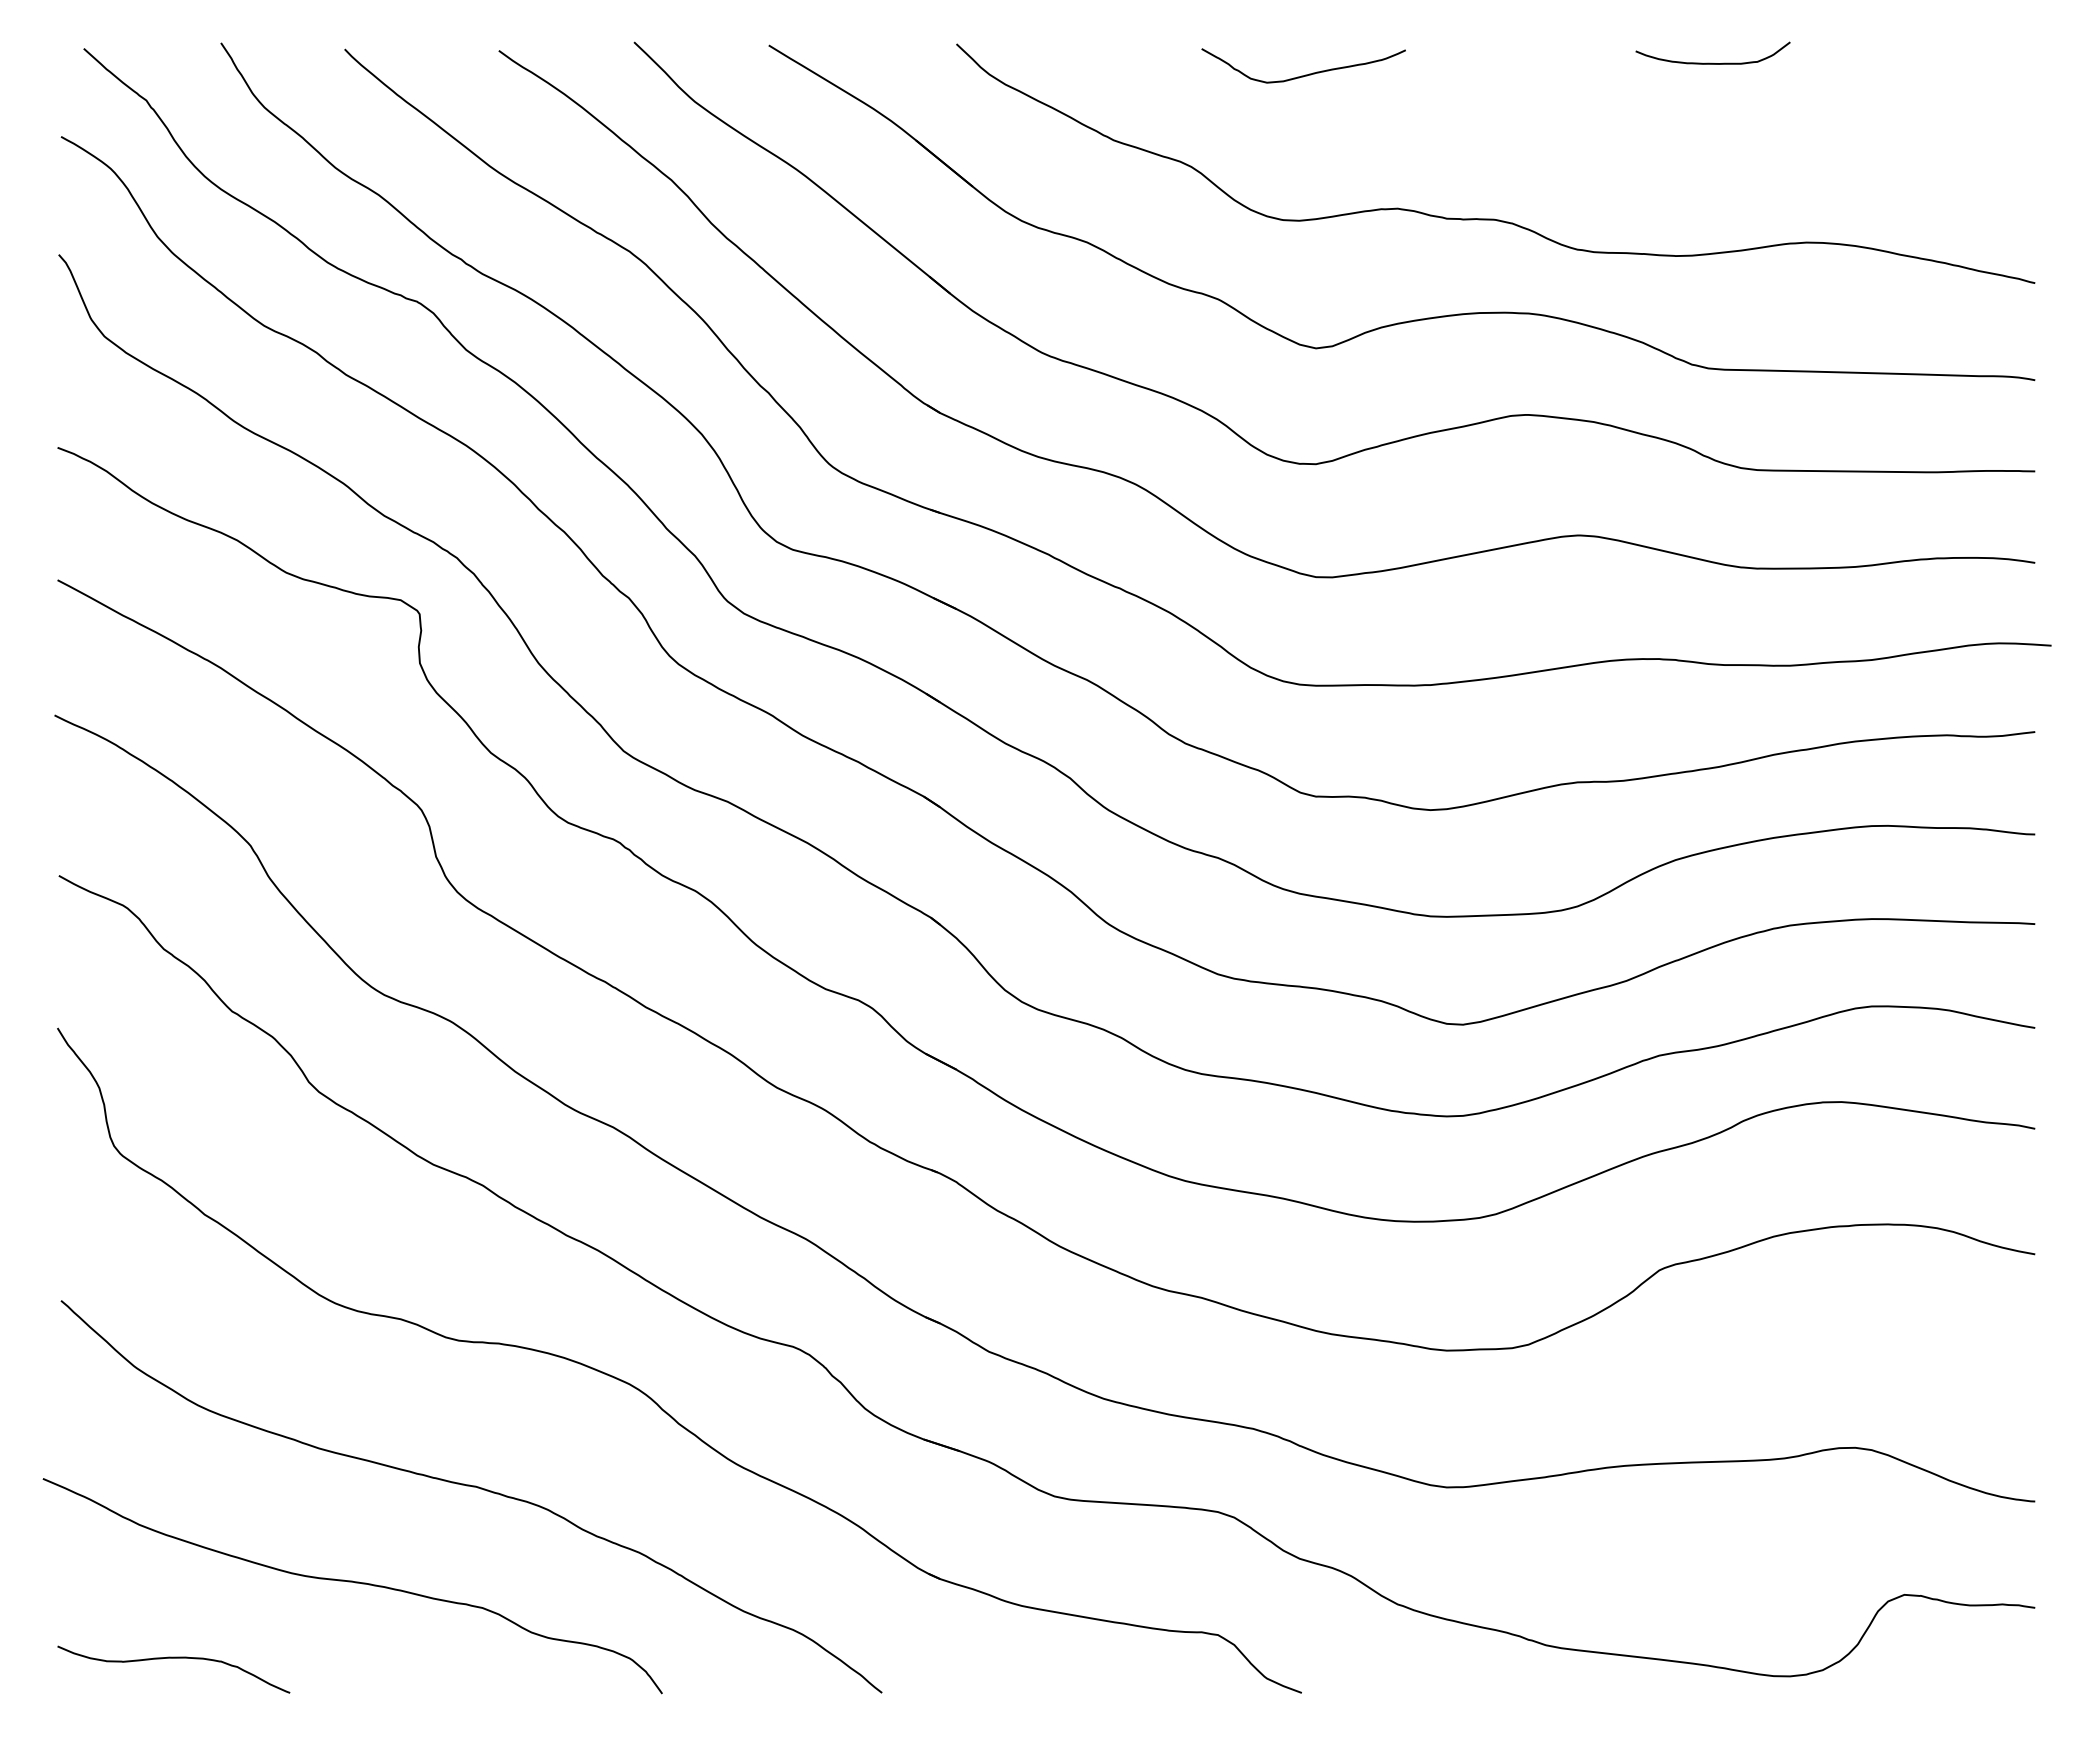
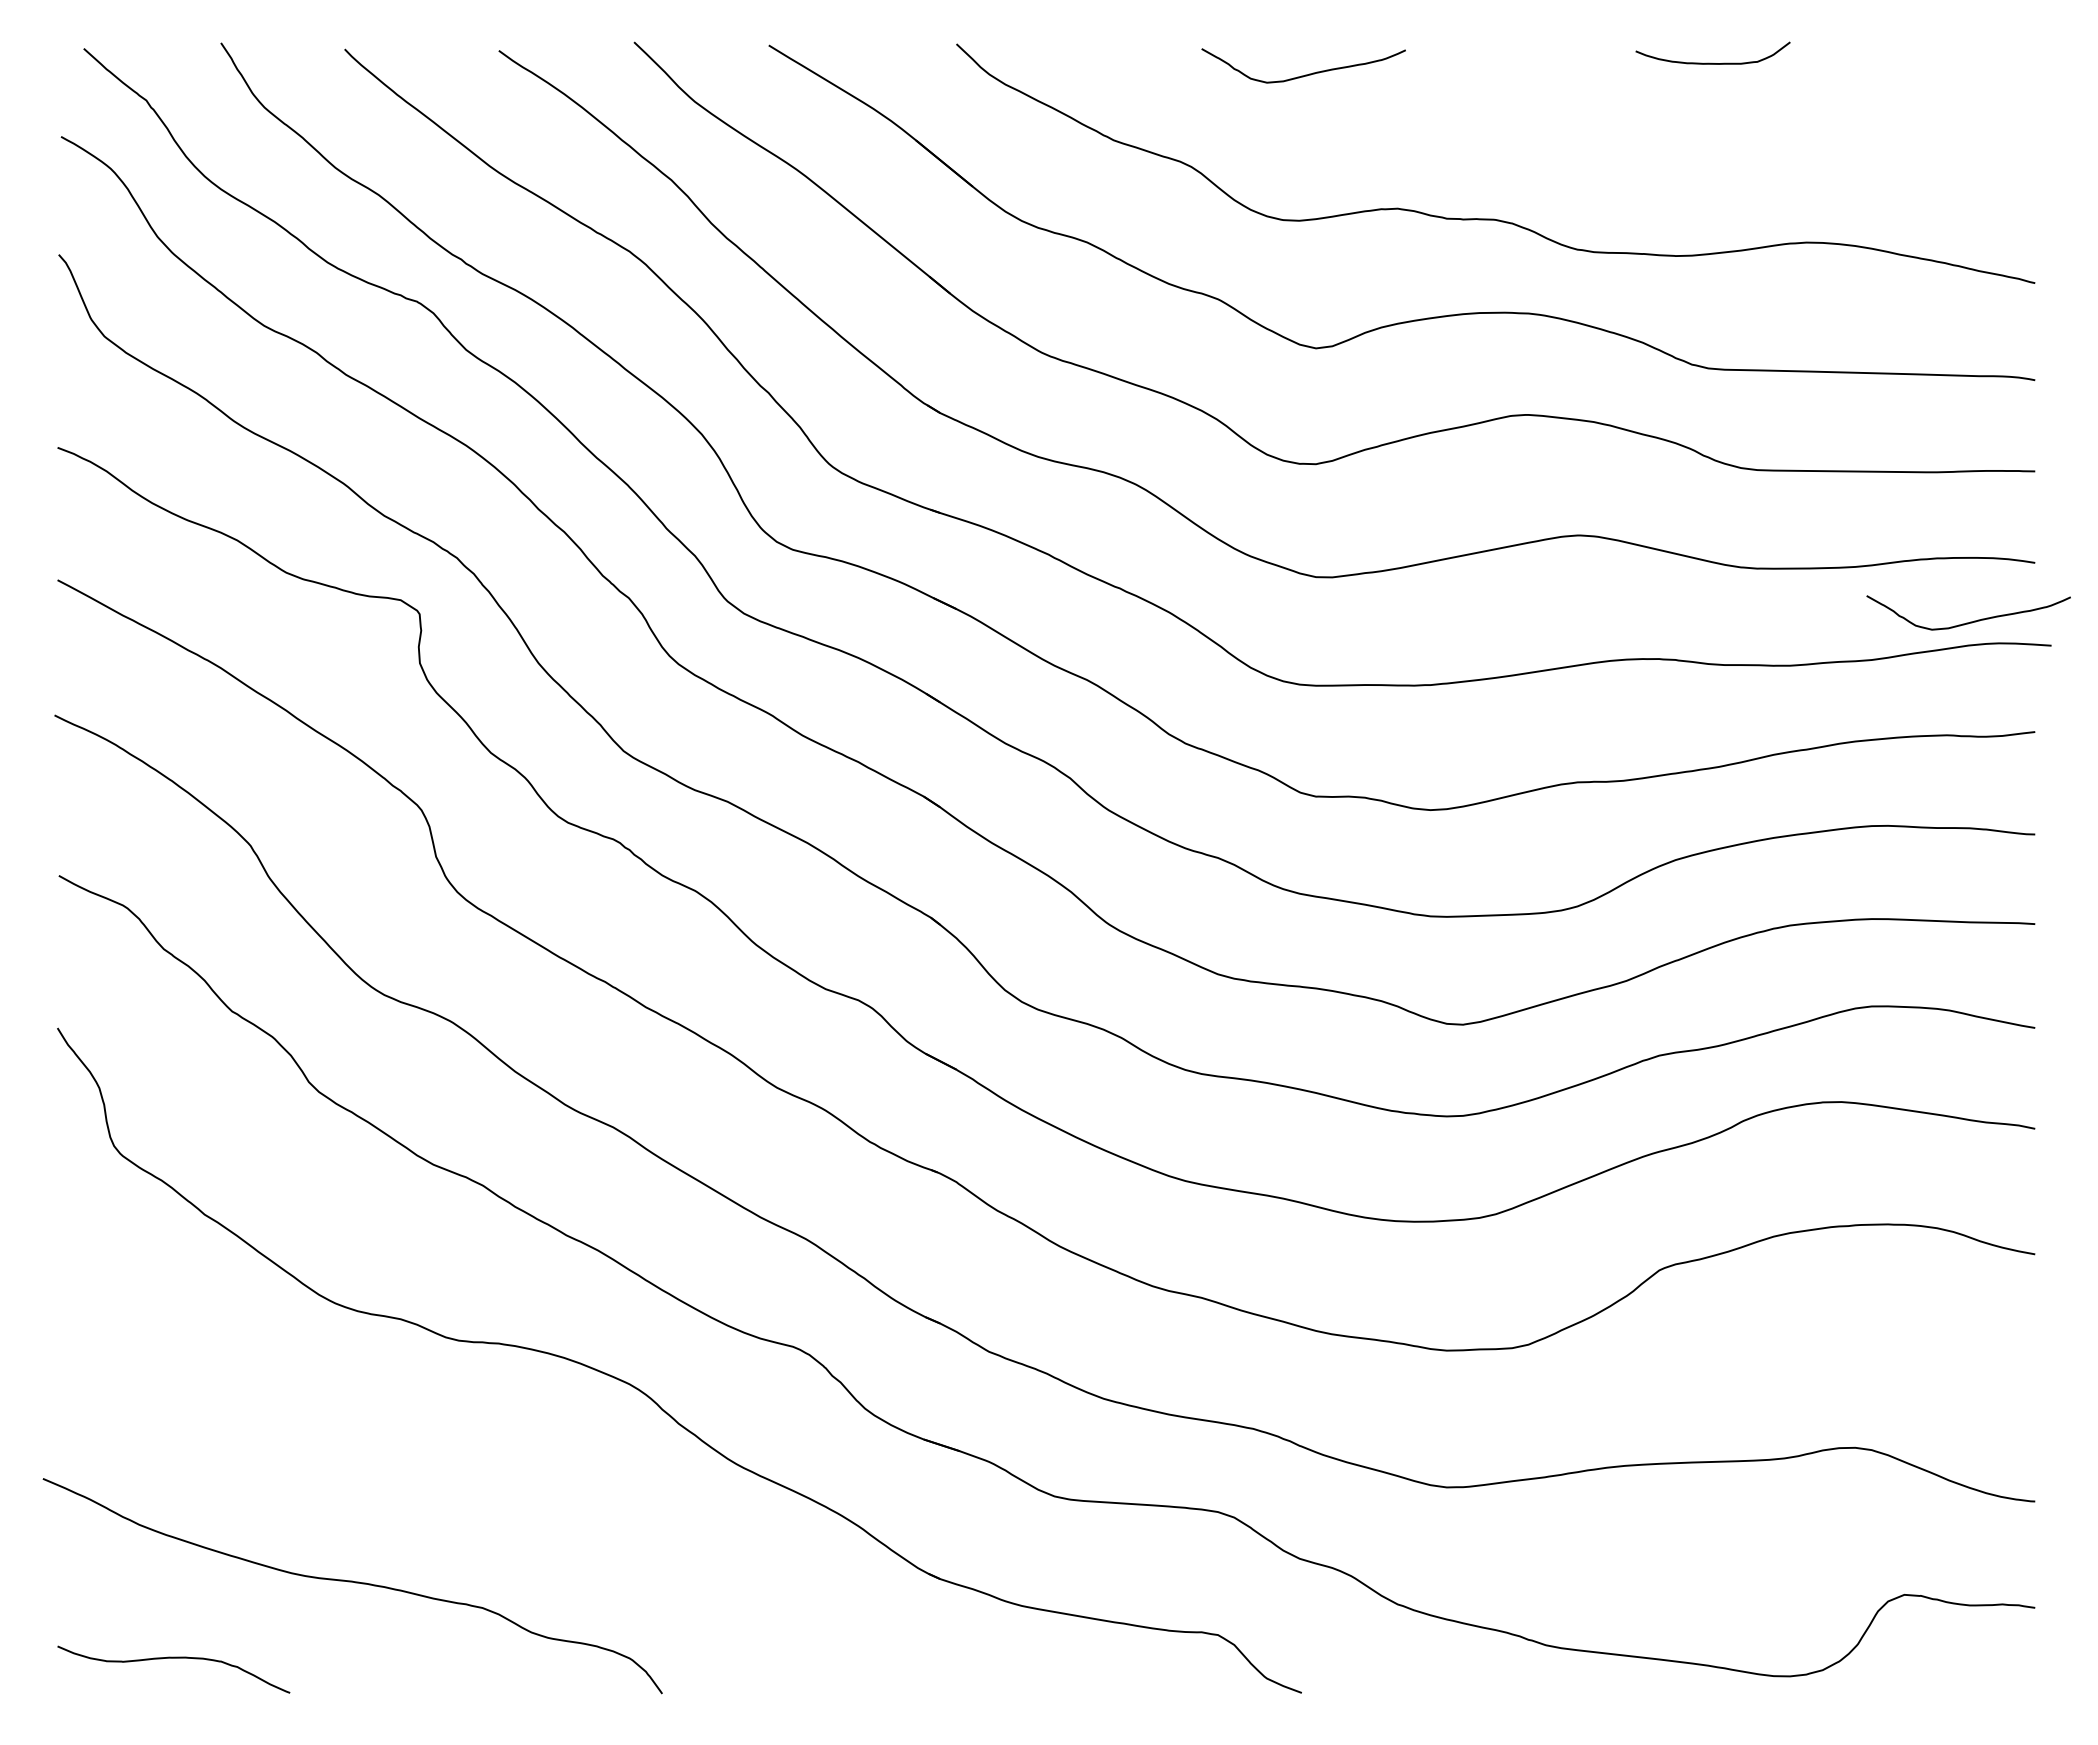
curve: none -> present (1970, 621)
curve: present -> none (472, 1487)
